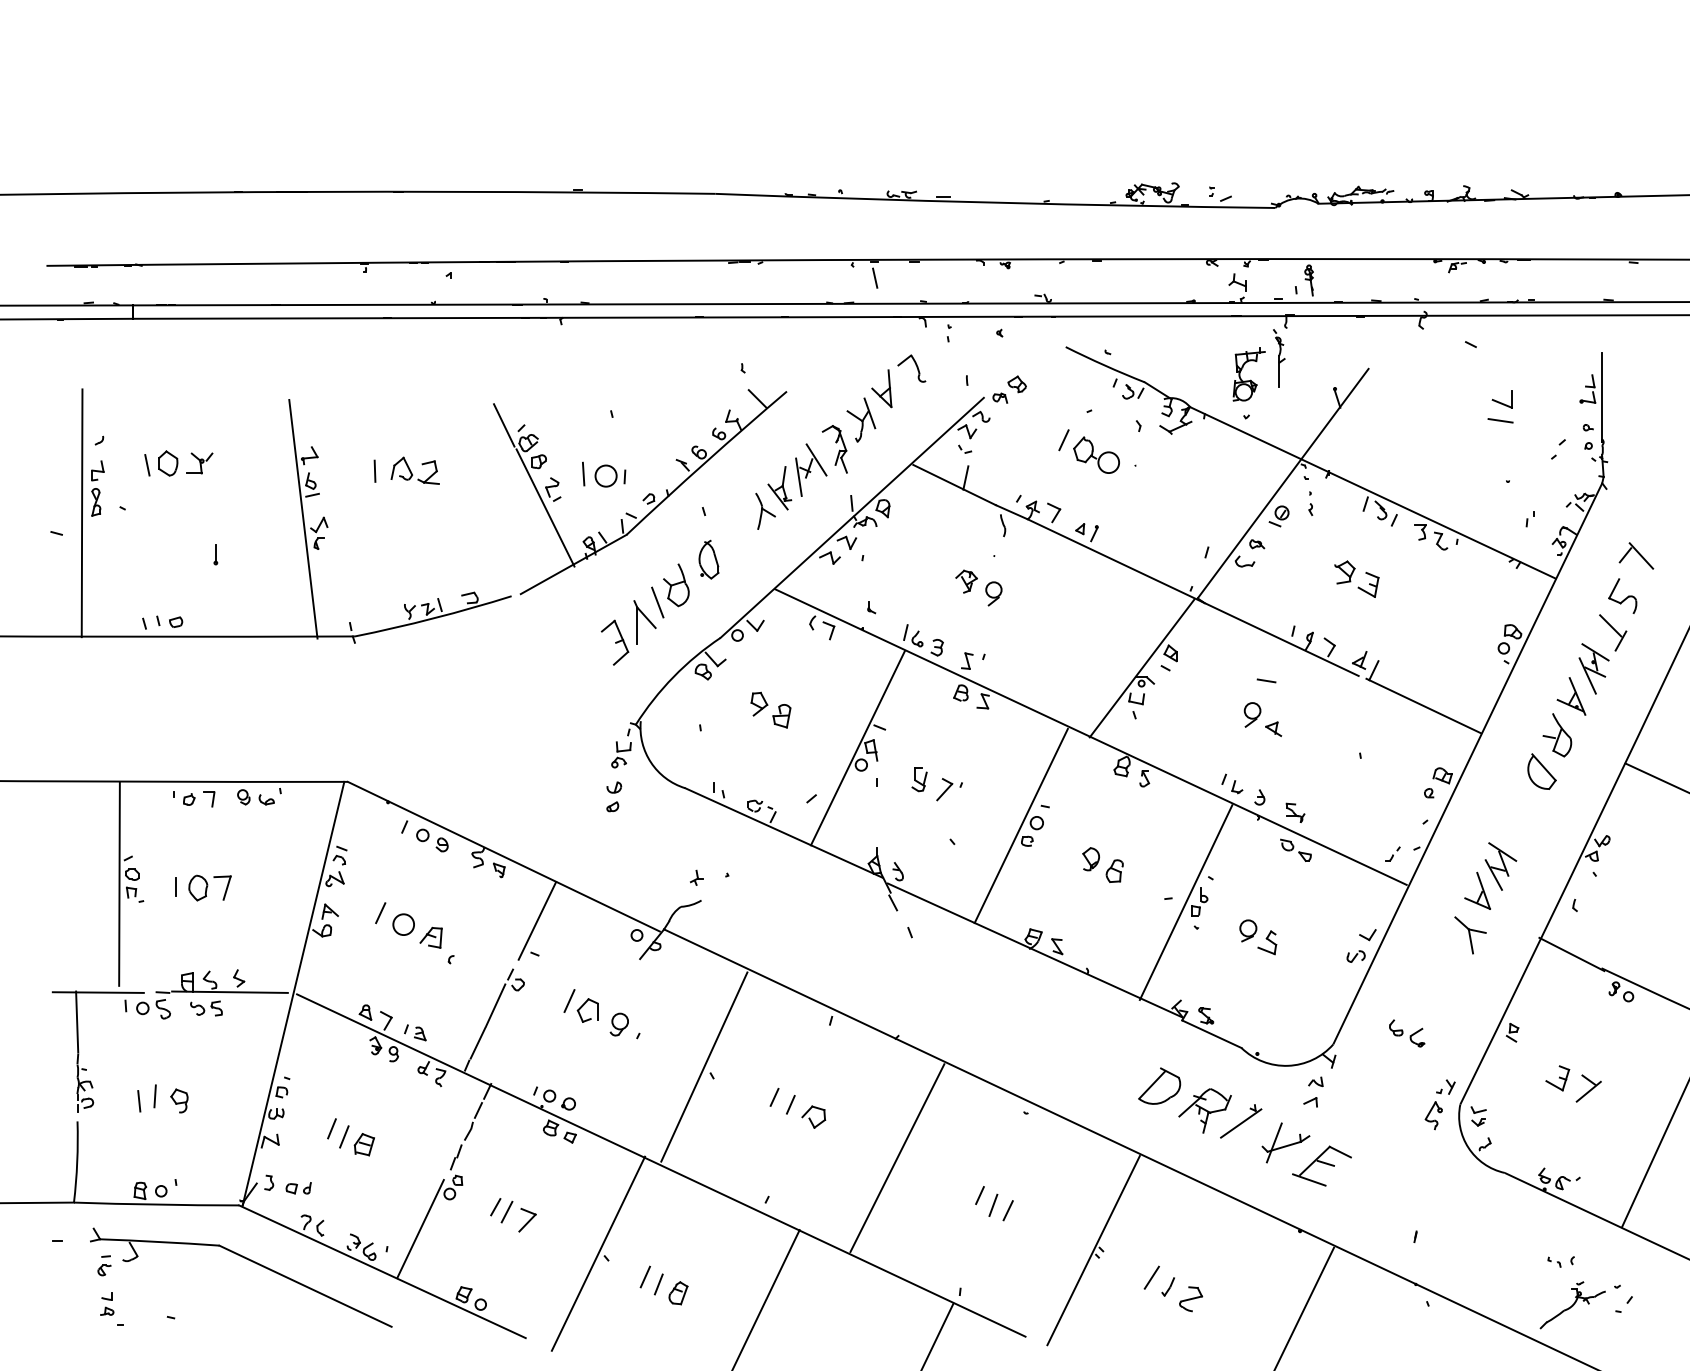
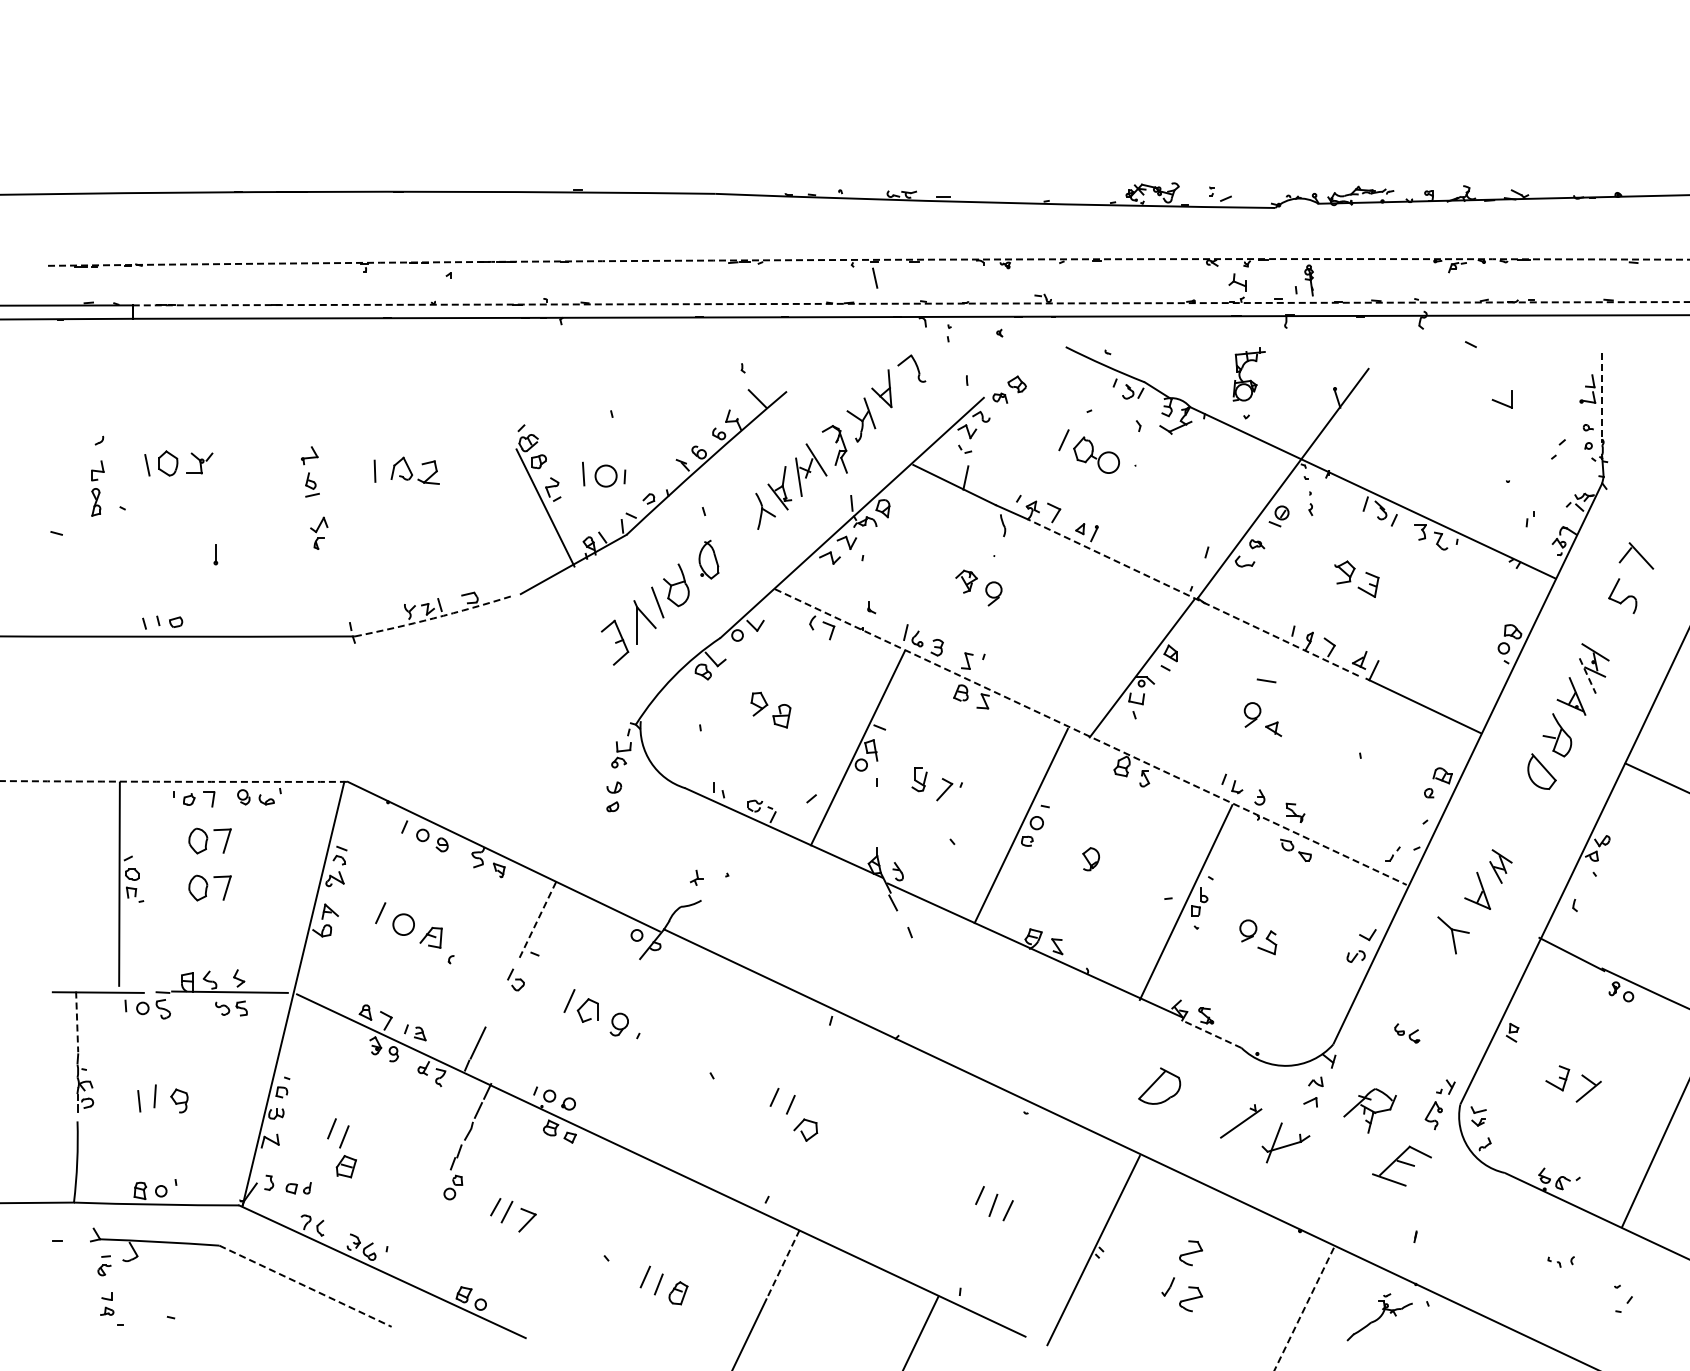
arc: solid -> dashed (868, 259)
line: solid -> dashed (911, 303)
part: present -> none (1279, 358)
line: solid -> dashed (1602, 398)
line: present -> none (1500, 420)
line: present -> none (503, 425)
line: present -> none (81, 513)
line: present -> none (303, 518)
line: solid -> dashed (1192, 597)
arc: solid -> dashed (433, 618)
part: present -> none (1613, 632)
line: solid -> dashed (1587, 676)
line: solid -> dashed (1090, 737)
arc: solid -> dashed (174, 781)
part: none -> present (209, 840)
part size: 34x49 px -> 24x35 px (1500, 866)
part: present -> none (1114, 870)
line: present -> none (175, 886)
line: solid -> dashed (537, 921)
part position: (1470, 935) -> (1453, 935) (1453, 935)
line: present -> none (495, 1005)
part position: (206, 1008) -> (231, 1008) (231, 1008)
line: solid -> dashed (77, 1022)
part size: 37x29 px -> 27x21 px (1407, 1033)
line: solid -> dashed (1211, 1034)
line: present -> none (704, 1066)
part position: (1204, 1110) -> (1369, 1110) (1369, 1110)
part position: (813, 1116) -> (805, 1129) (805, 1129)
part position: (363, 1144) -> (345, 1166) (345, 1166)
line: present -> none (897, 1158)
part position: (1321, 1165) -> (1401, 1165) (1401, 1165)
line: present -> none (420, 1228)
line: present -> none (598, 1253)
part: none -> present (1191, 1253)
line: solid -> dashed (783, 1264)
line: present -> none (1151, 1277)
line: solid -> dashed (305, 1286)
part position: (1572, 1305) -> (1379, 1317) (1379, 1317)
line: solid -> dashed (1303, 1309)
line position: (937, 1335) -> (921, 1331) (921, 1331)
